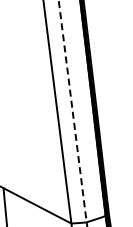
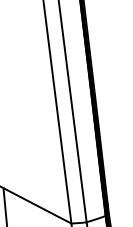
line: dashed -> solid (72, 111)
